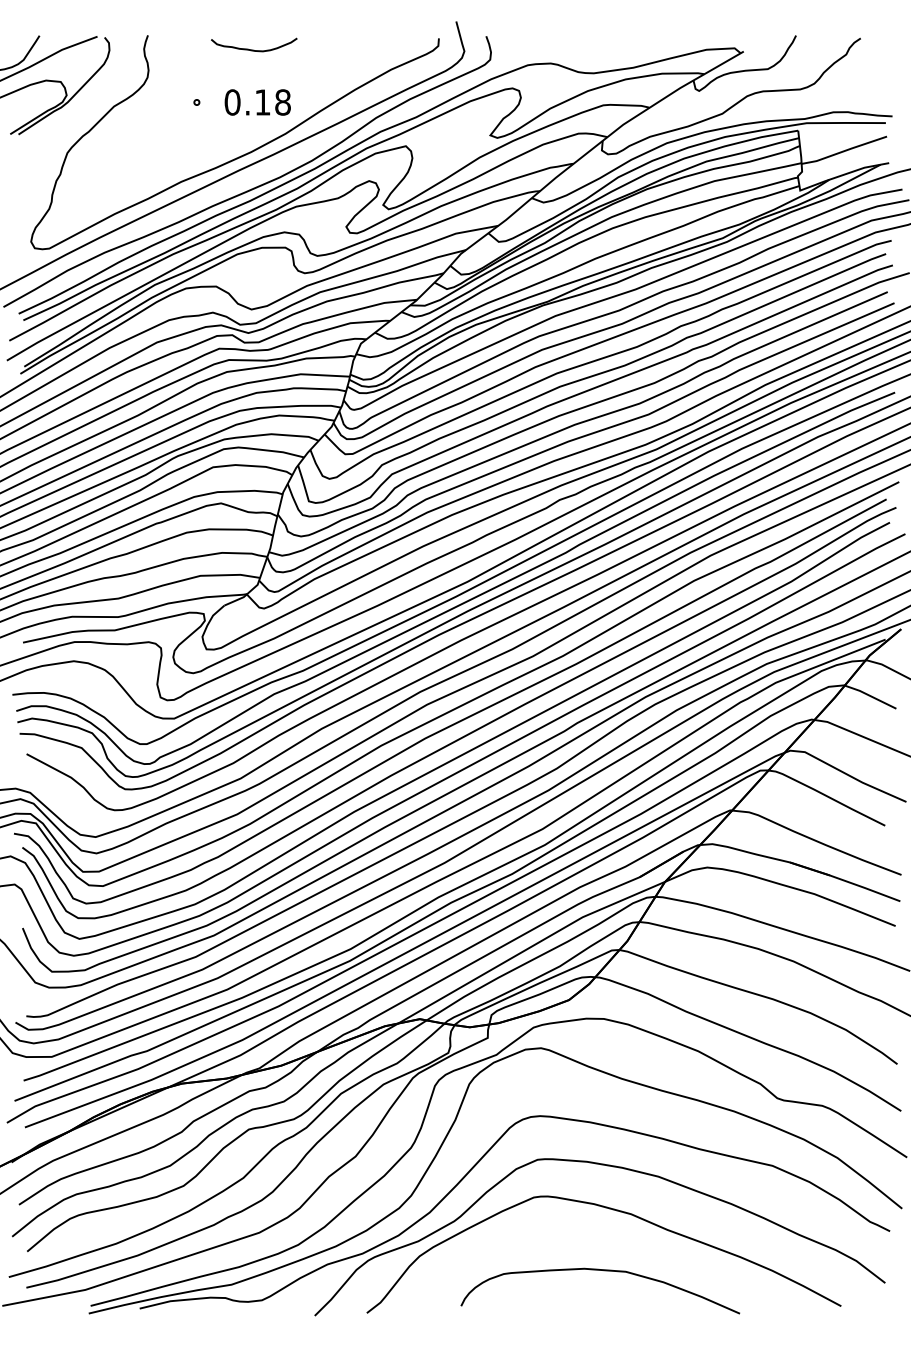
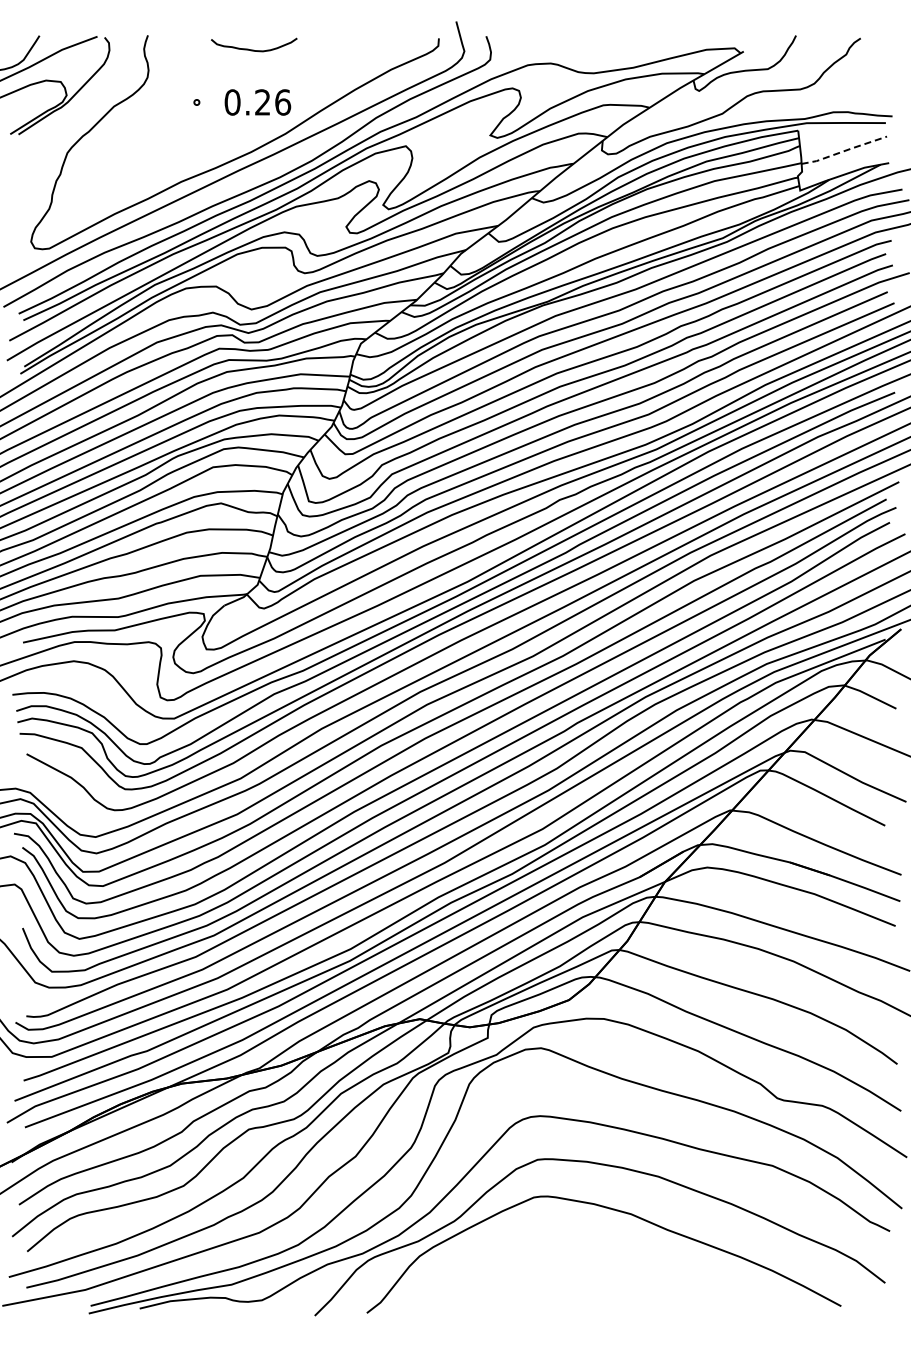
text: 0.18 -> 0.26 (273, 102)
line: solid -> dashed (844, 151)
curve: present -> none (603, 1271)
